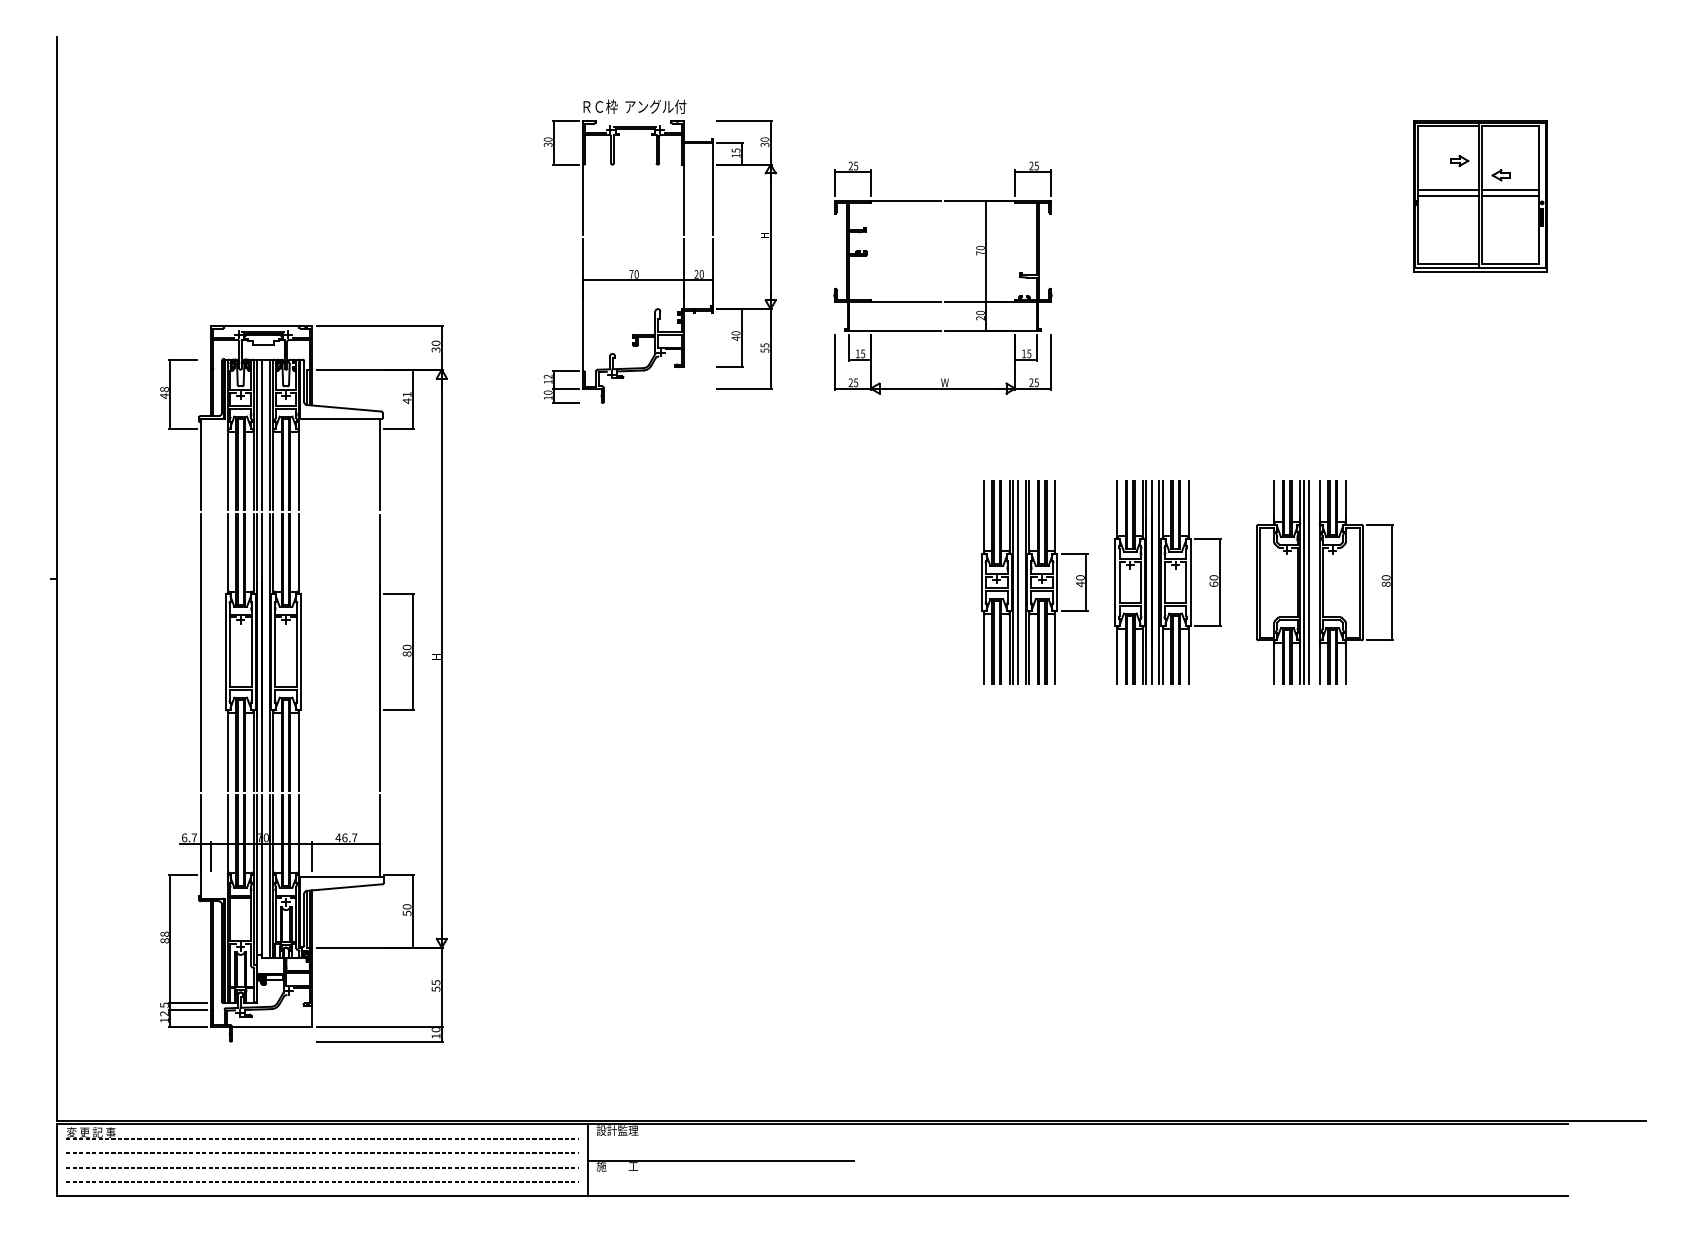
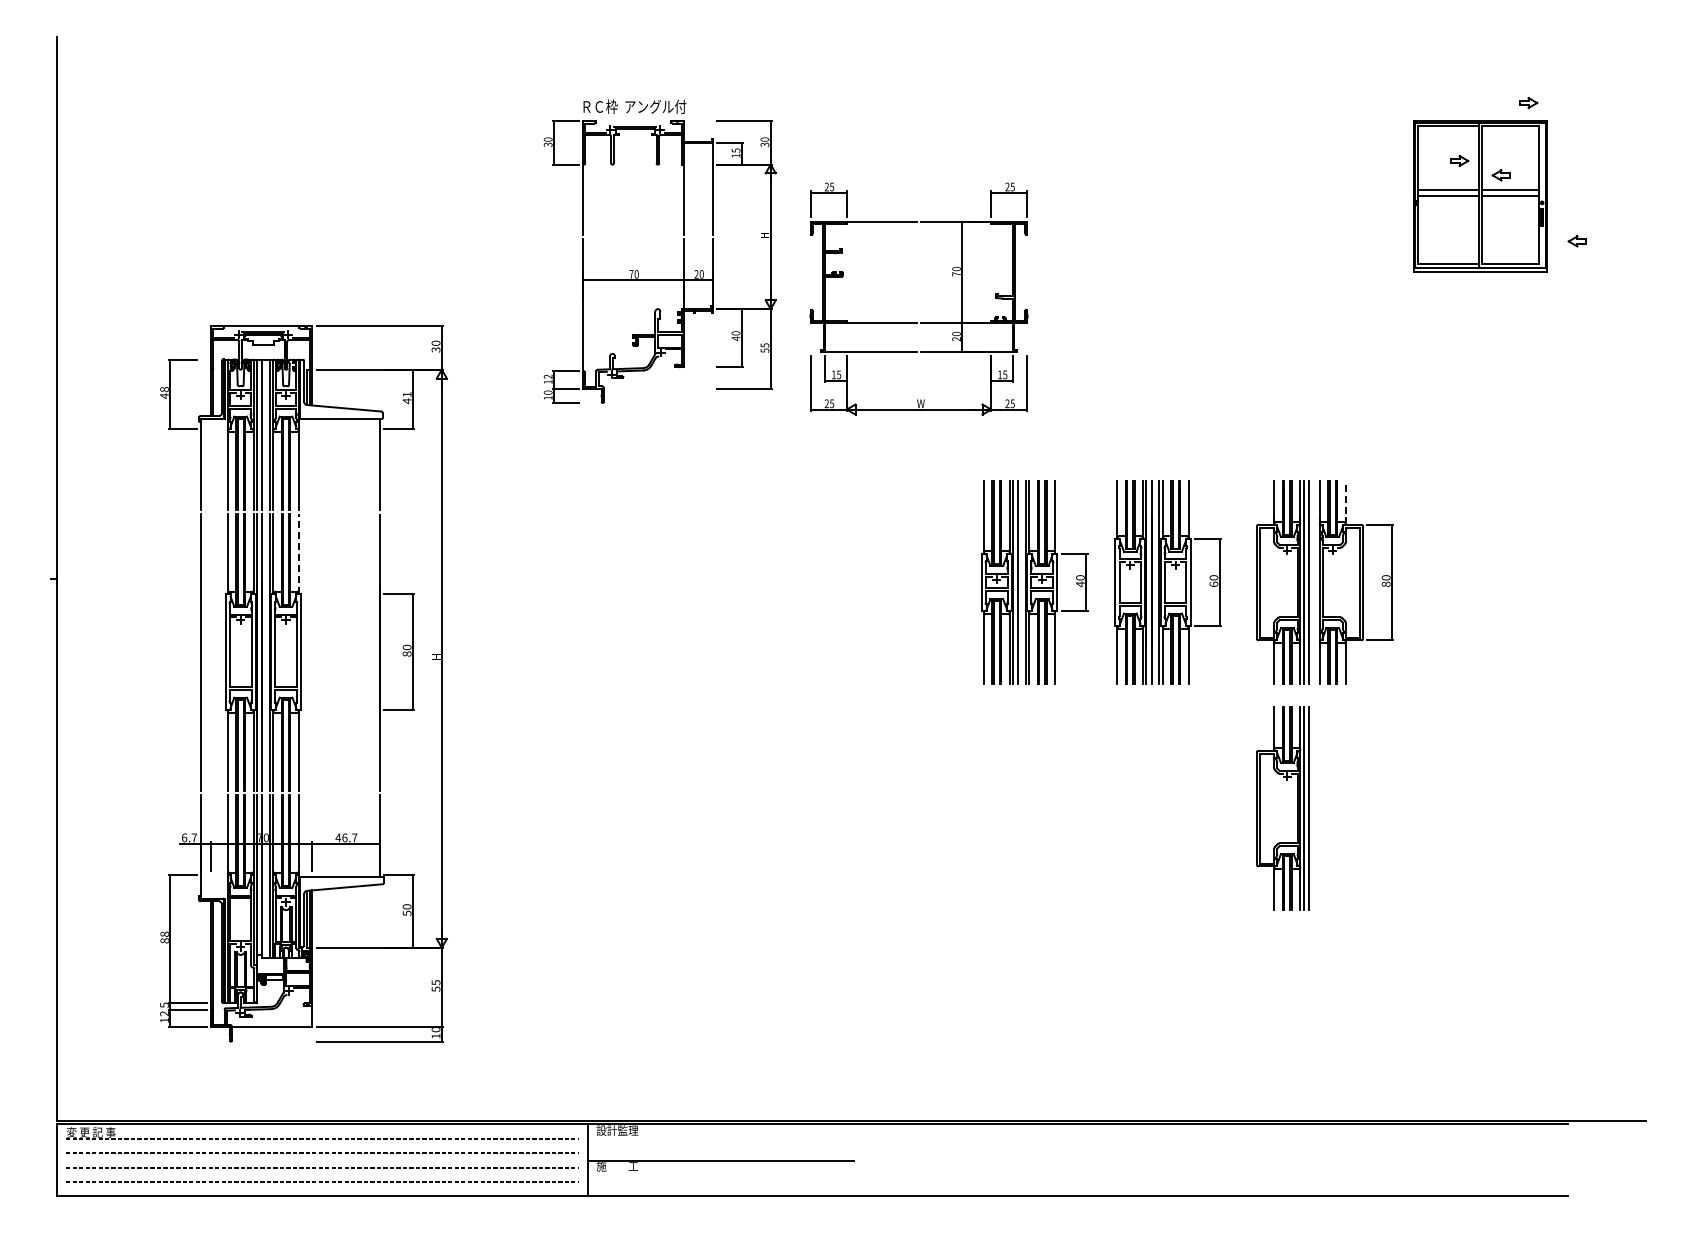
part: none -> present (1528, 103)
part: none -> present (1576, 241)
part position: (941, 301) -> (917, 322) (917, 322)
line: solid -> dashed (1345, 503)
line: solid -> dashed (299, 553)
part: none -> present (1282, 808)
